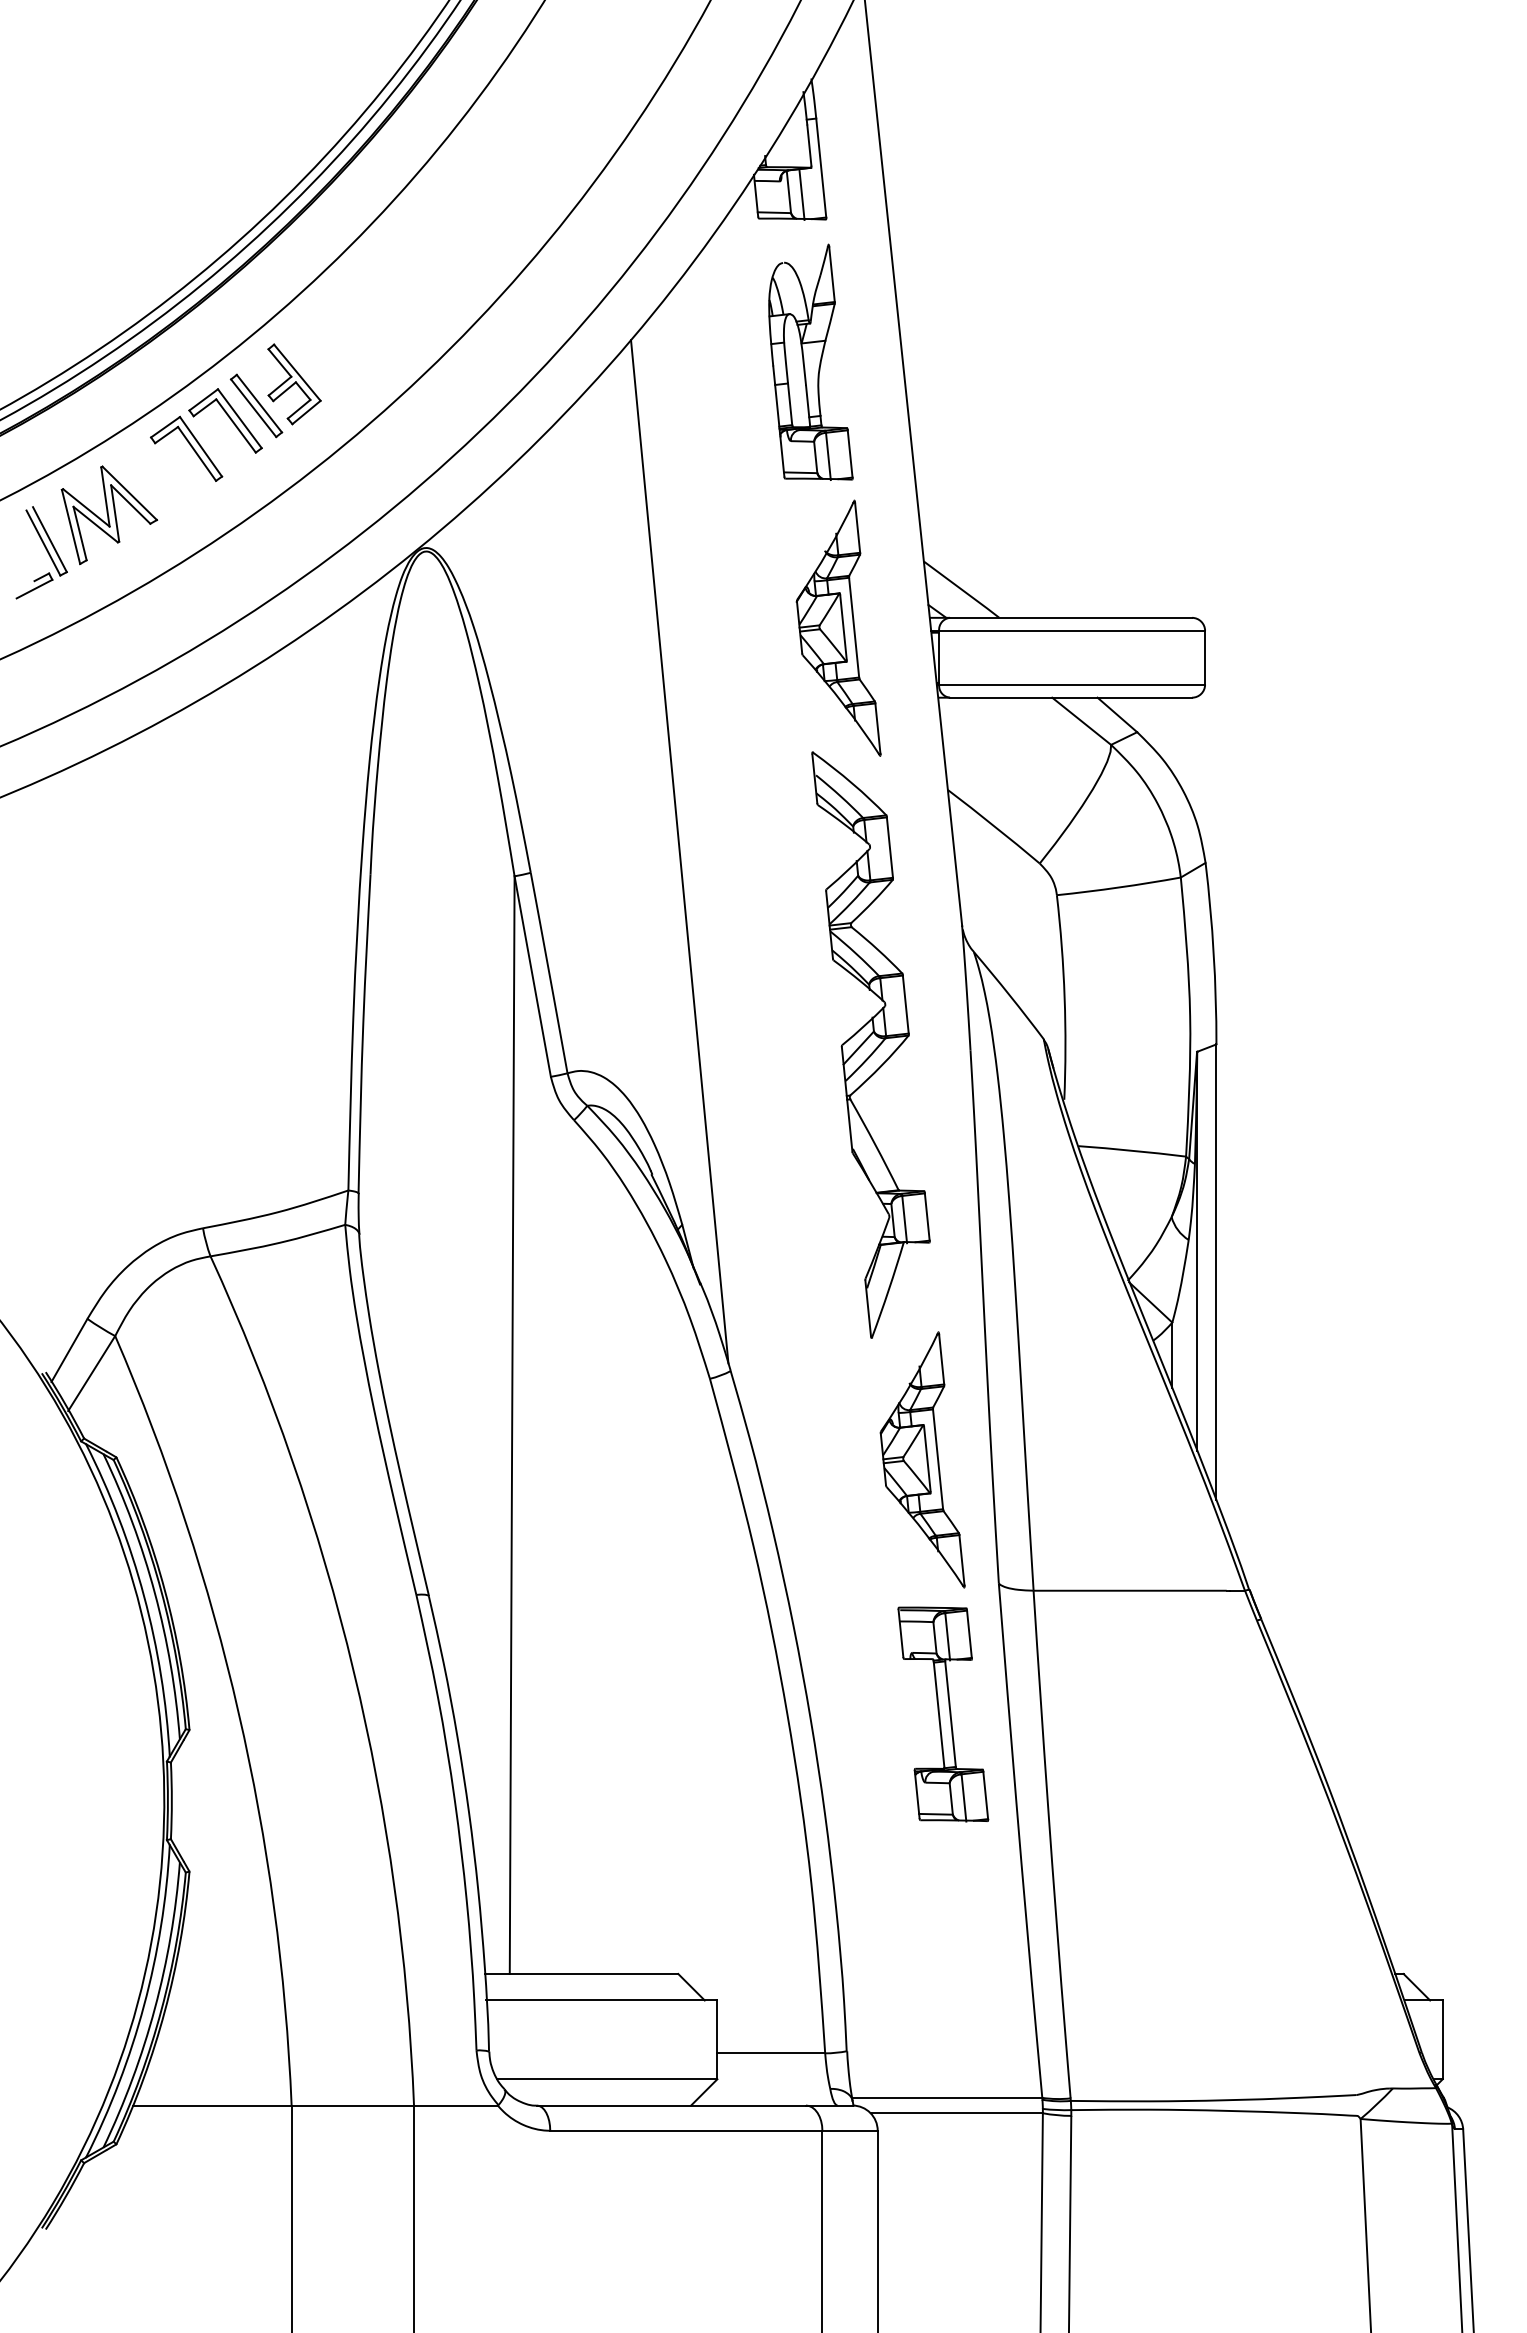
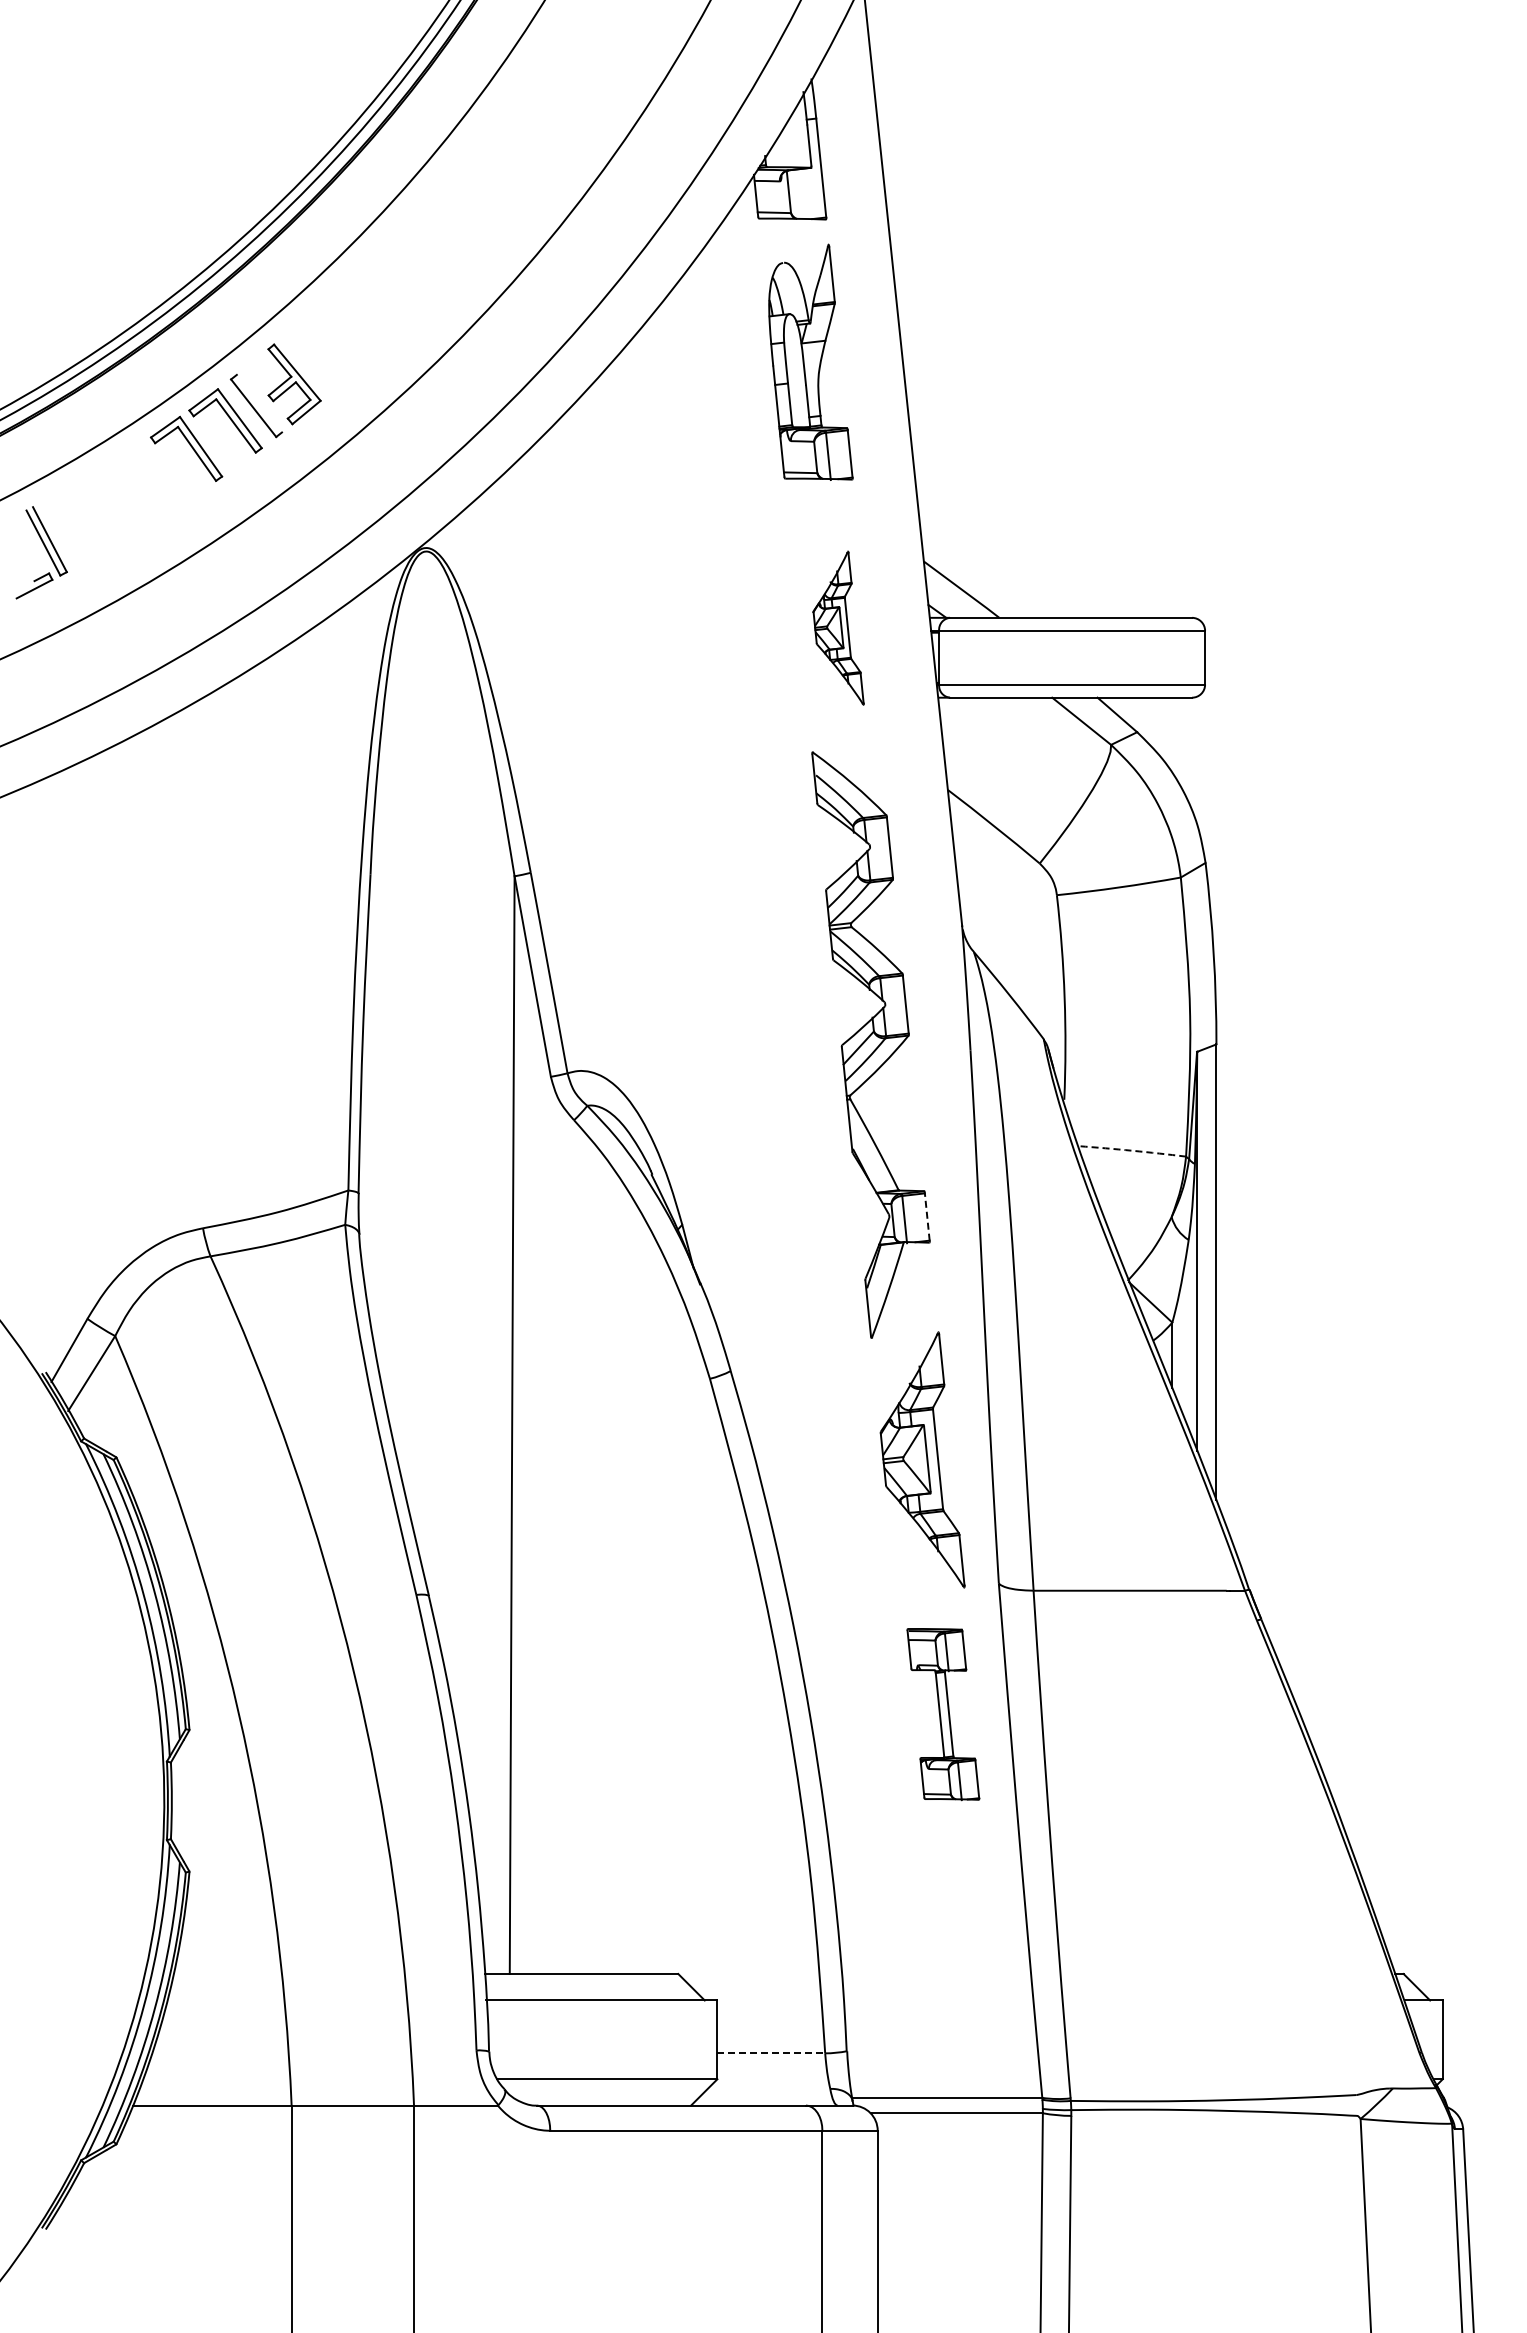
line: present -> none (801, 194)
line: present -> none (259, 403)
part: present -> none (109, 515)
part size: 87x258 px -> 53x156 px (838, 627)
line: present -> none (679, 851)
arc: solid -> dashed (1132, 1150)
line: solid -> dashed (927, 1217)
part size: 93x217 px -> 75x174 px (943, 1714)
line: solid -> dashed (771, 2053)
